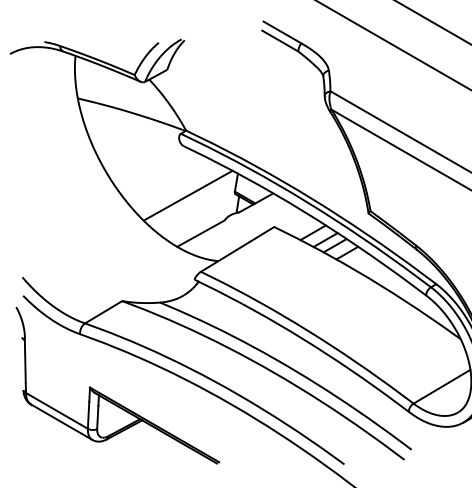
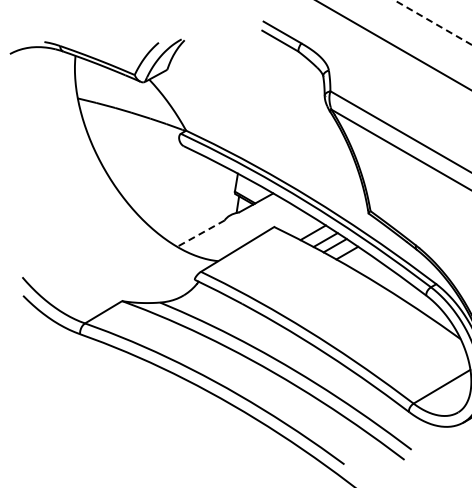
line: solid -> dashed (433, 22)
line: present -> none (187, 195)
line: solid -> dashed (200, 233)
part: present -> none (111, 398)
